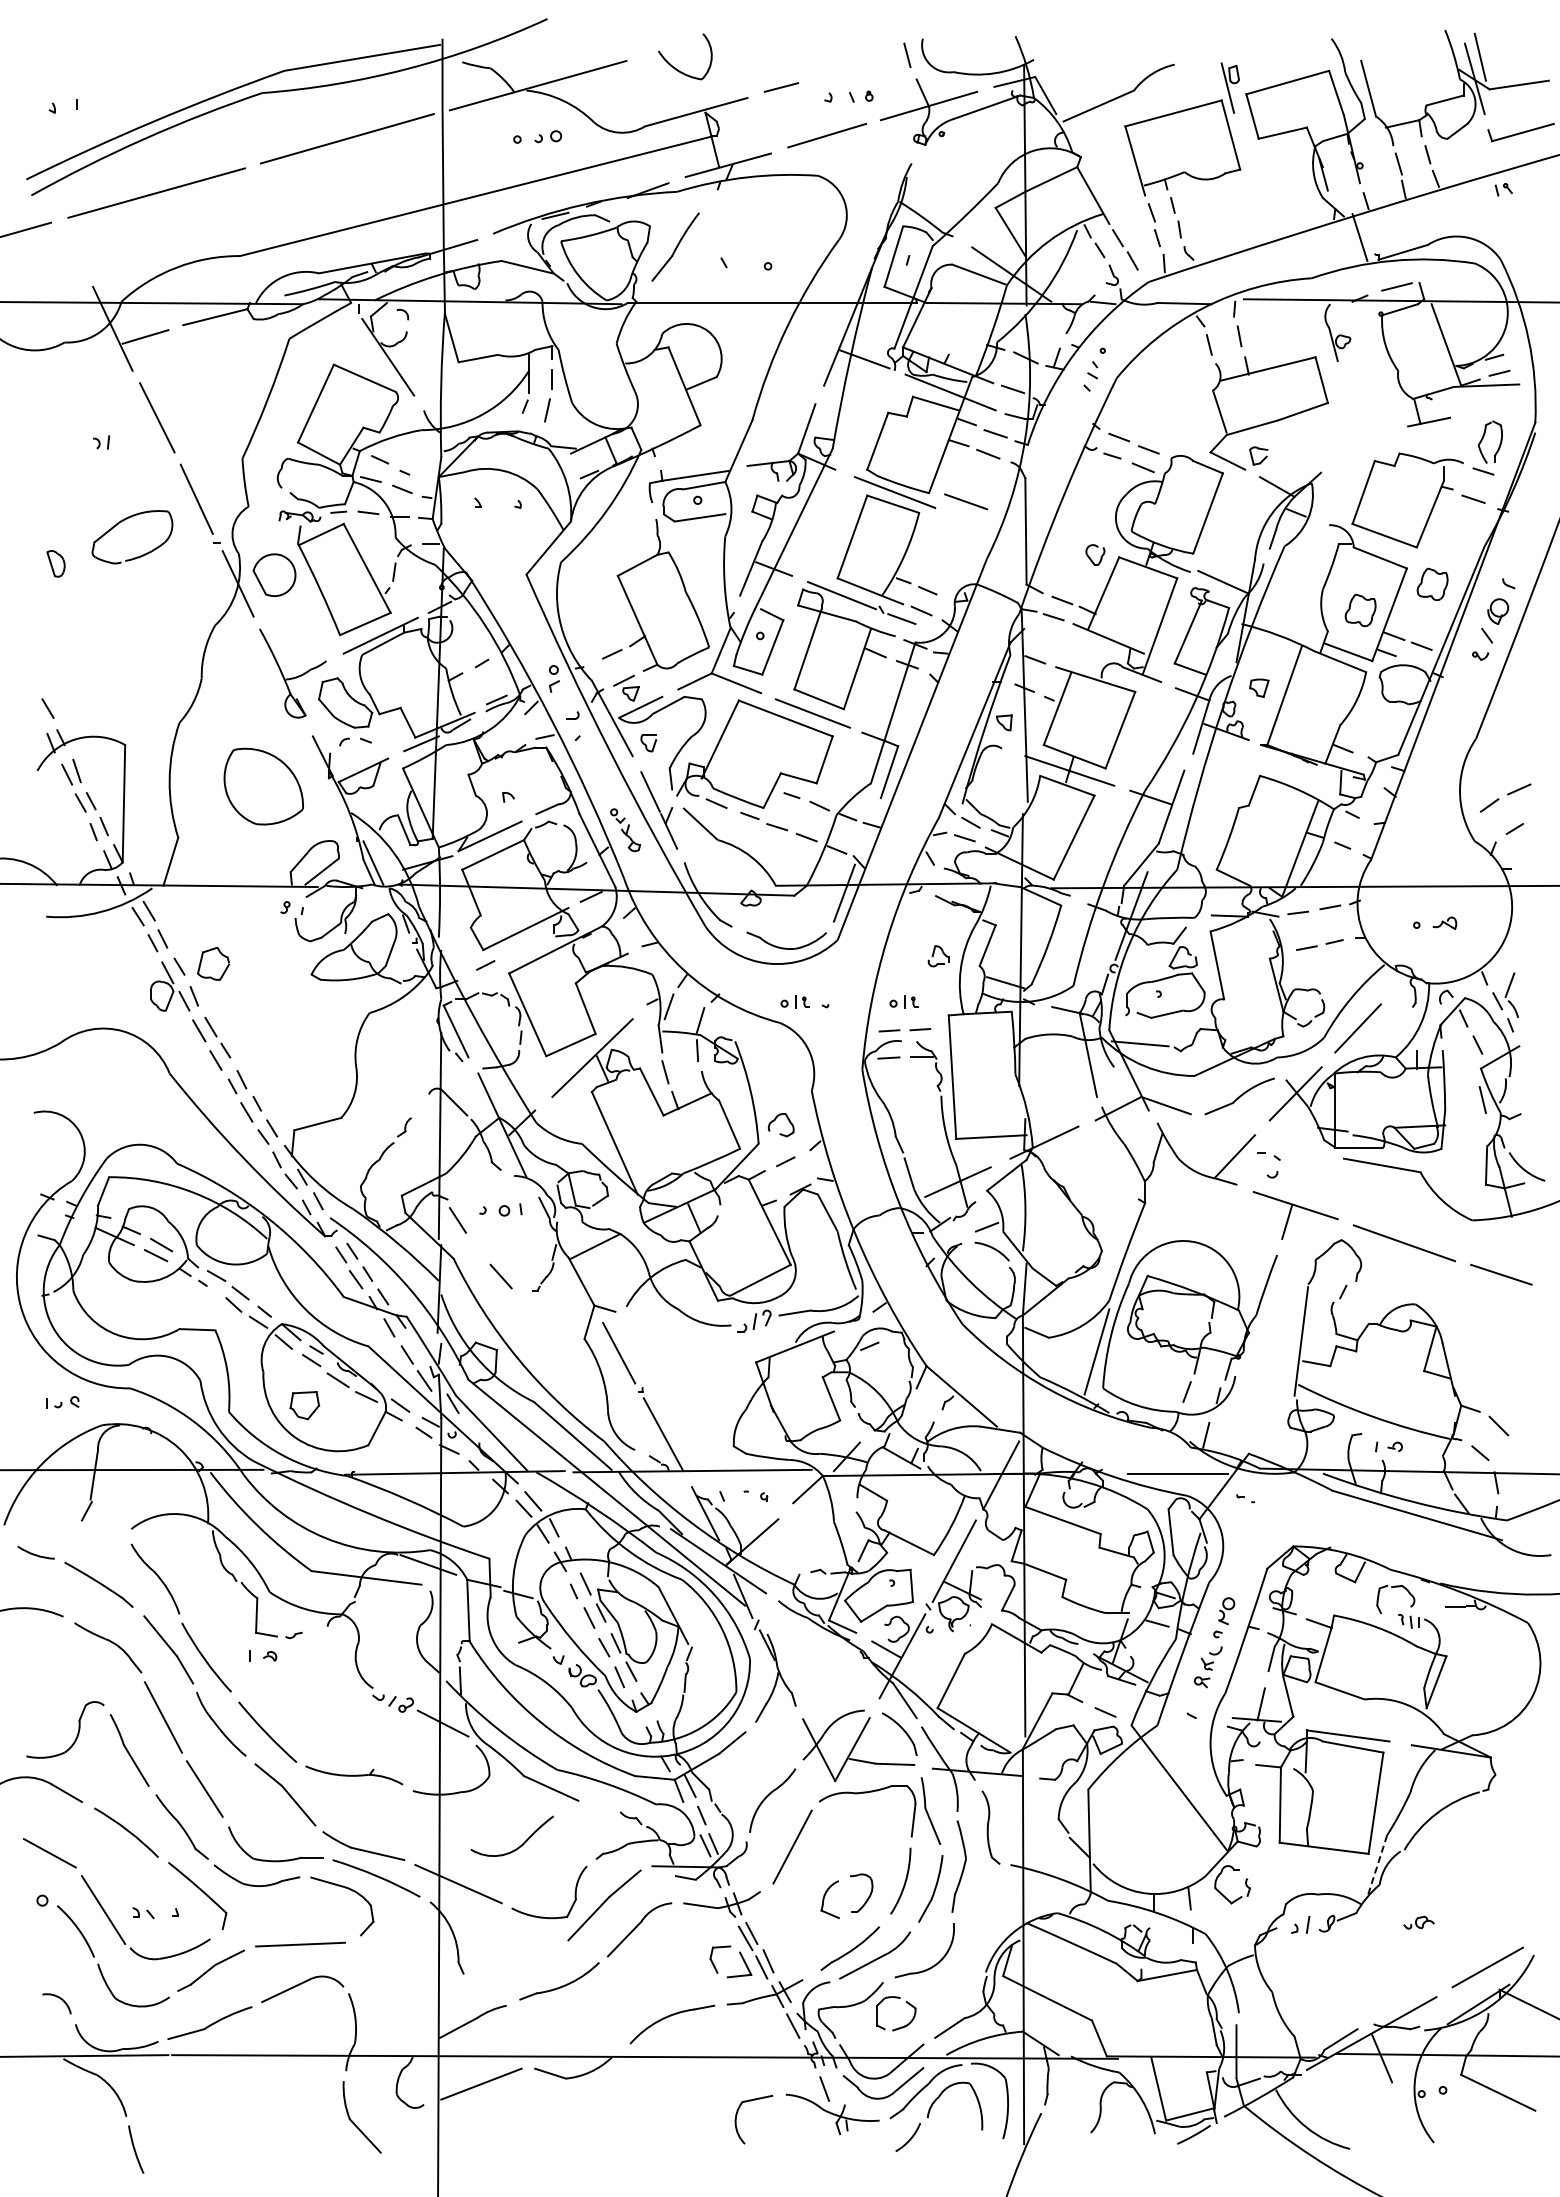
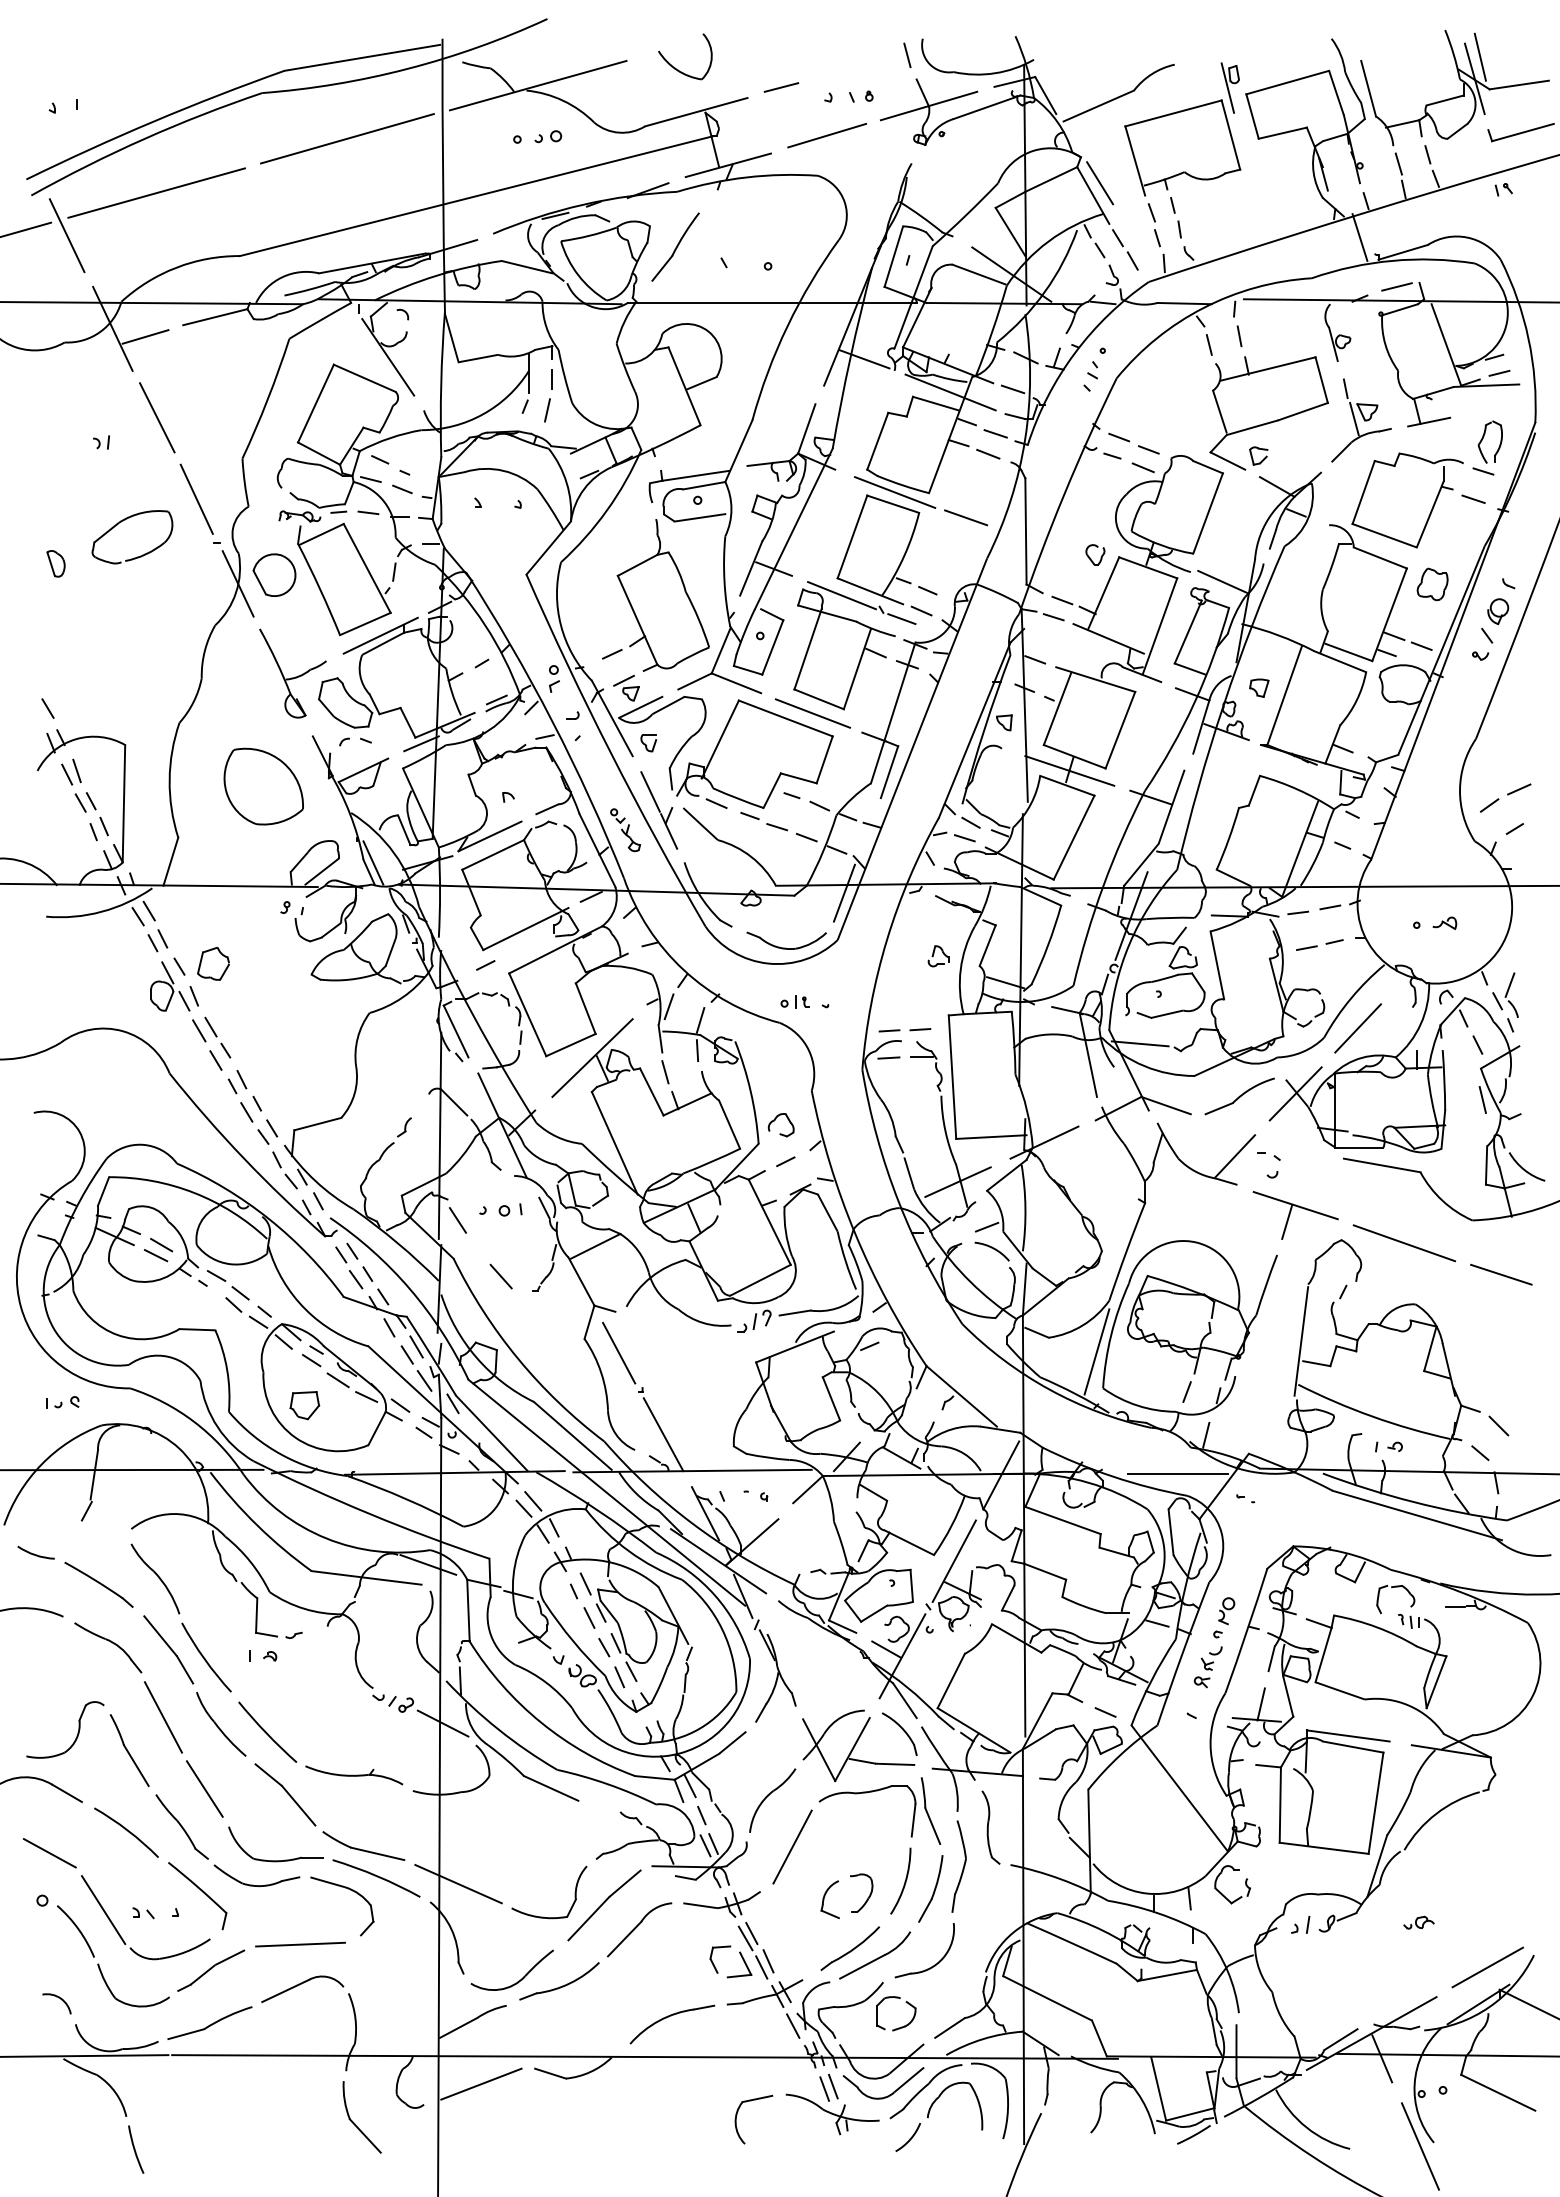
line: none -> present (1100, 183)
line: none -> present (66, 235)
part: none -> present (1361, 420)
line position: (965, 501) -> (965, 517) (965, 517)
part: present -> none (1360, 610)
part: present -> none (903, 1001)
line: none -> present (416, 1346)
part position: (518, 1846) -> (518, 1980) (518, 1980)
line: dashed -> solid (1377, 1866)
line: none -> present (833, 2086)
line: none -> present (1420, 2146)
